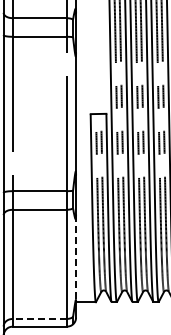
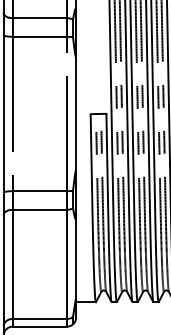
line: dashed -> solid (76, 258)
line: dashed -> solid (39, 318)
